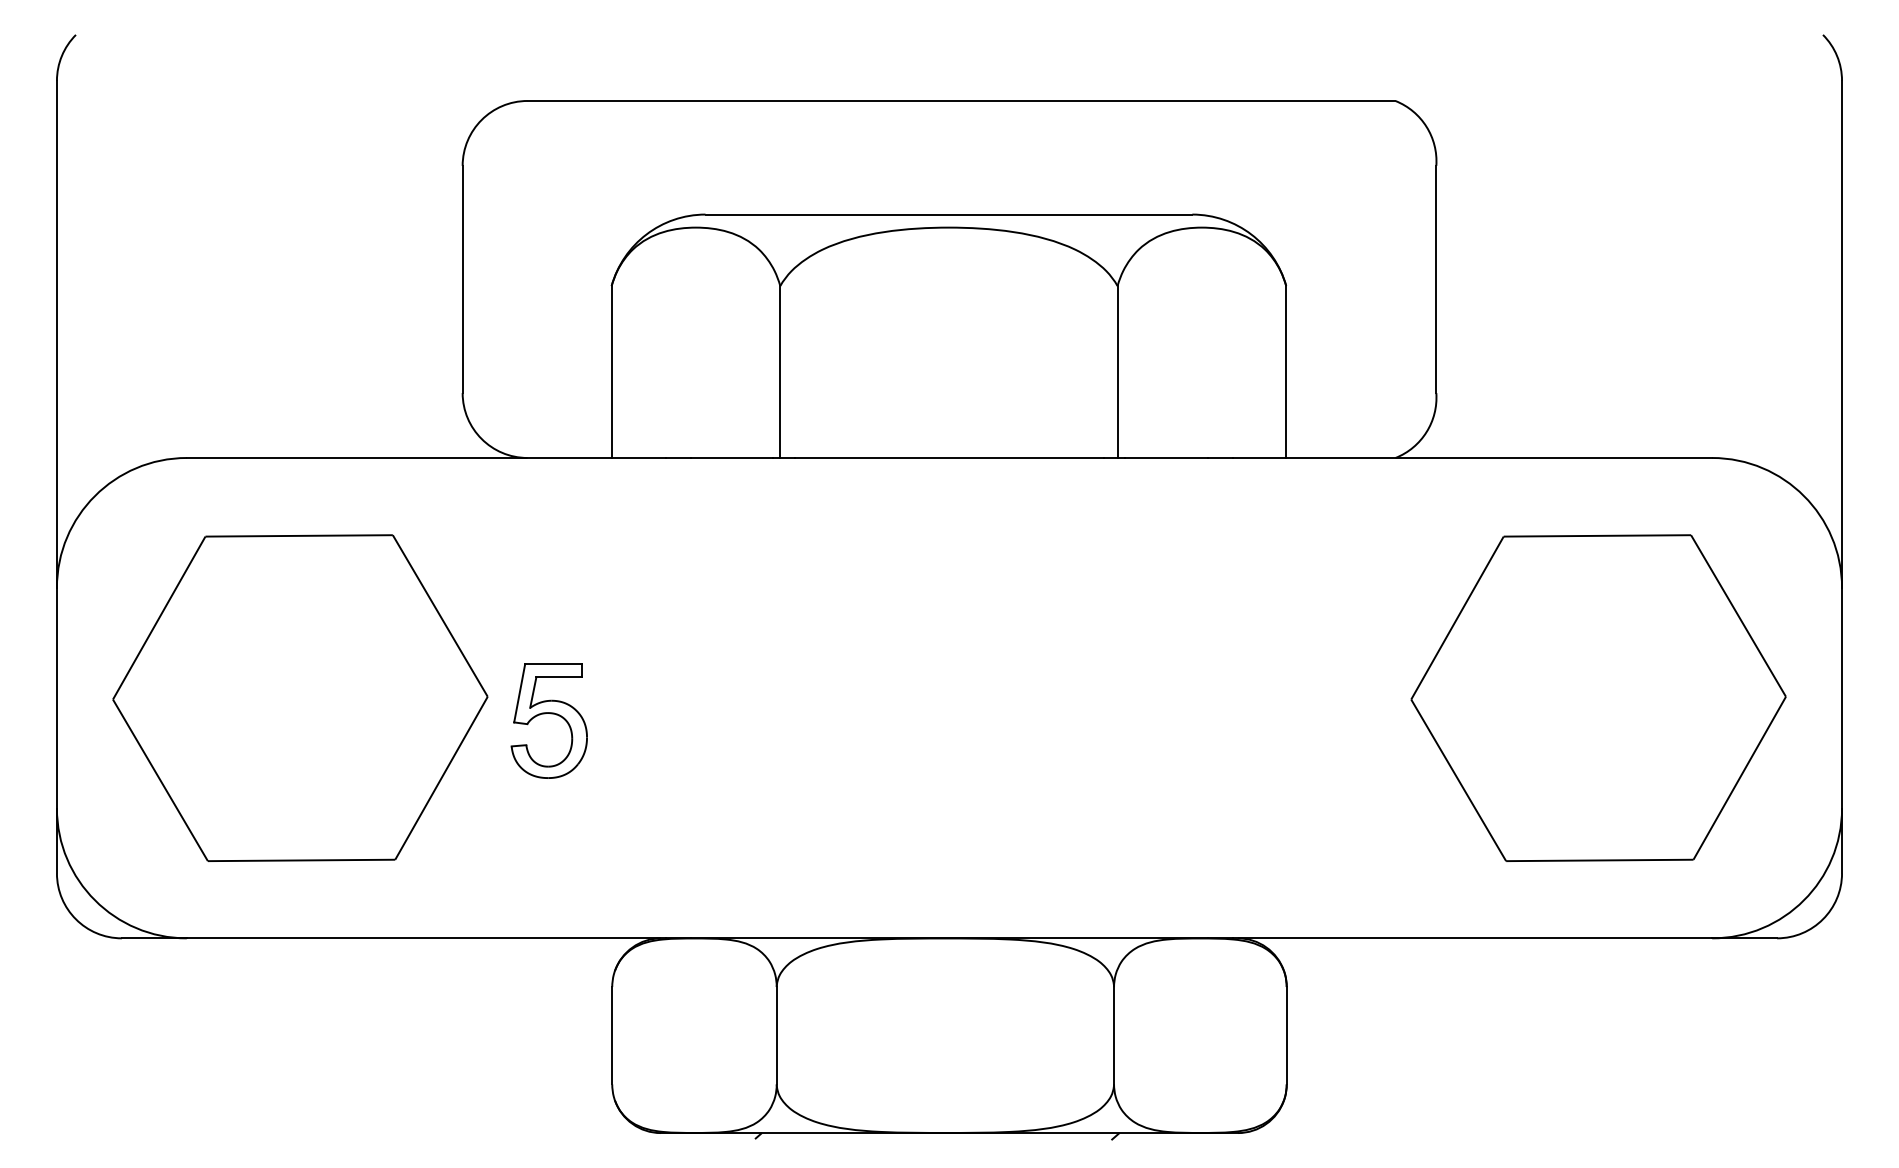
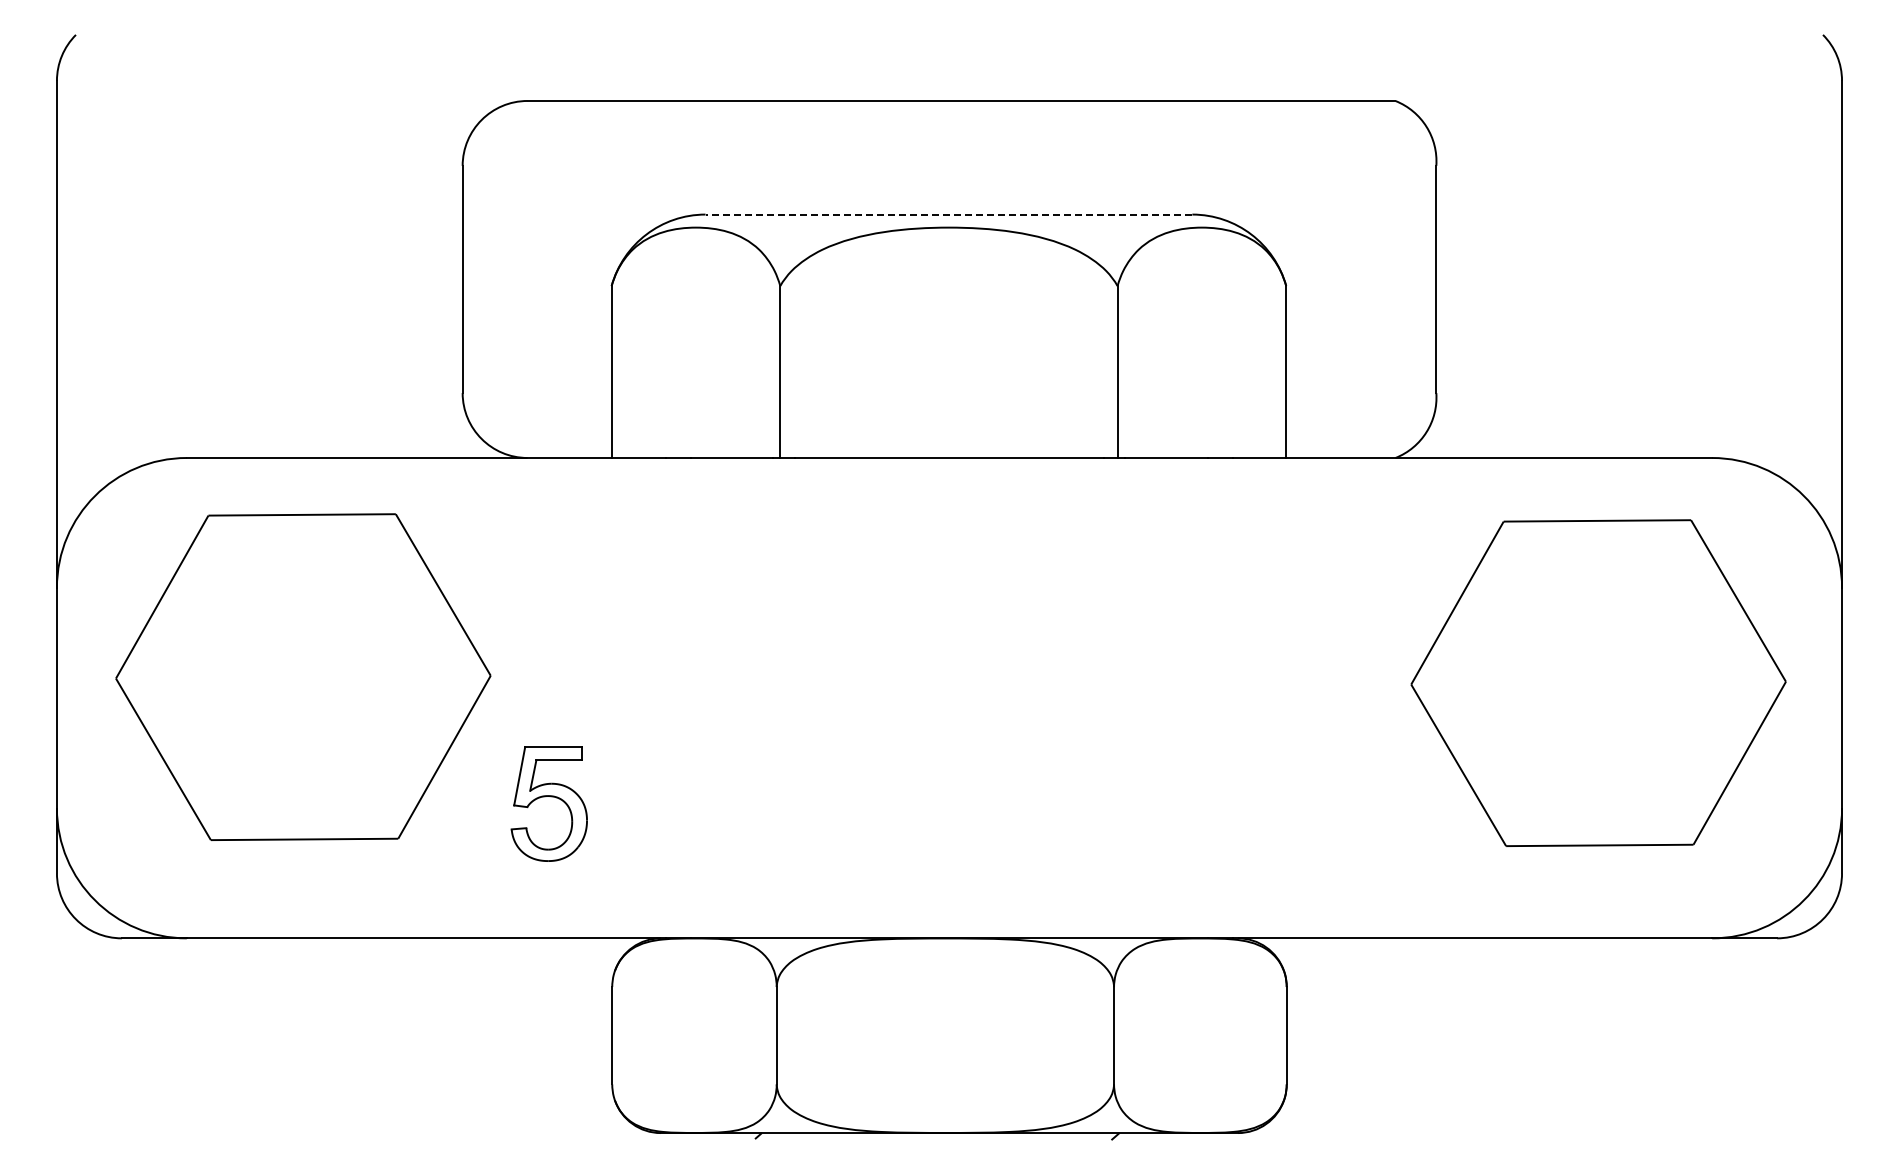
line: solid -> dashed (948, 214)
part position: (300, 697) -> (303, 676) (303, 676)
part position: (1598, 697) -> (1598, 682) (1598, 682)
part position: (550, 714) -> (550, 797) (550, 797)
